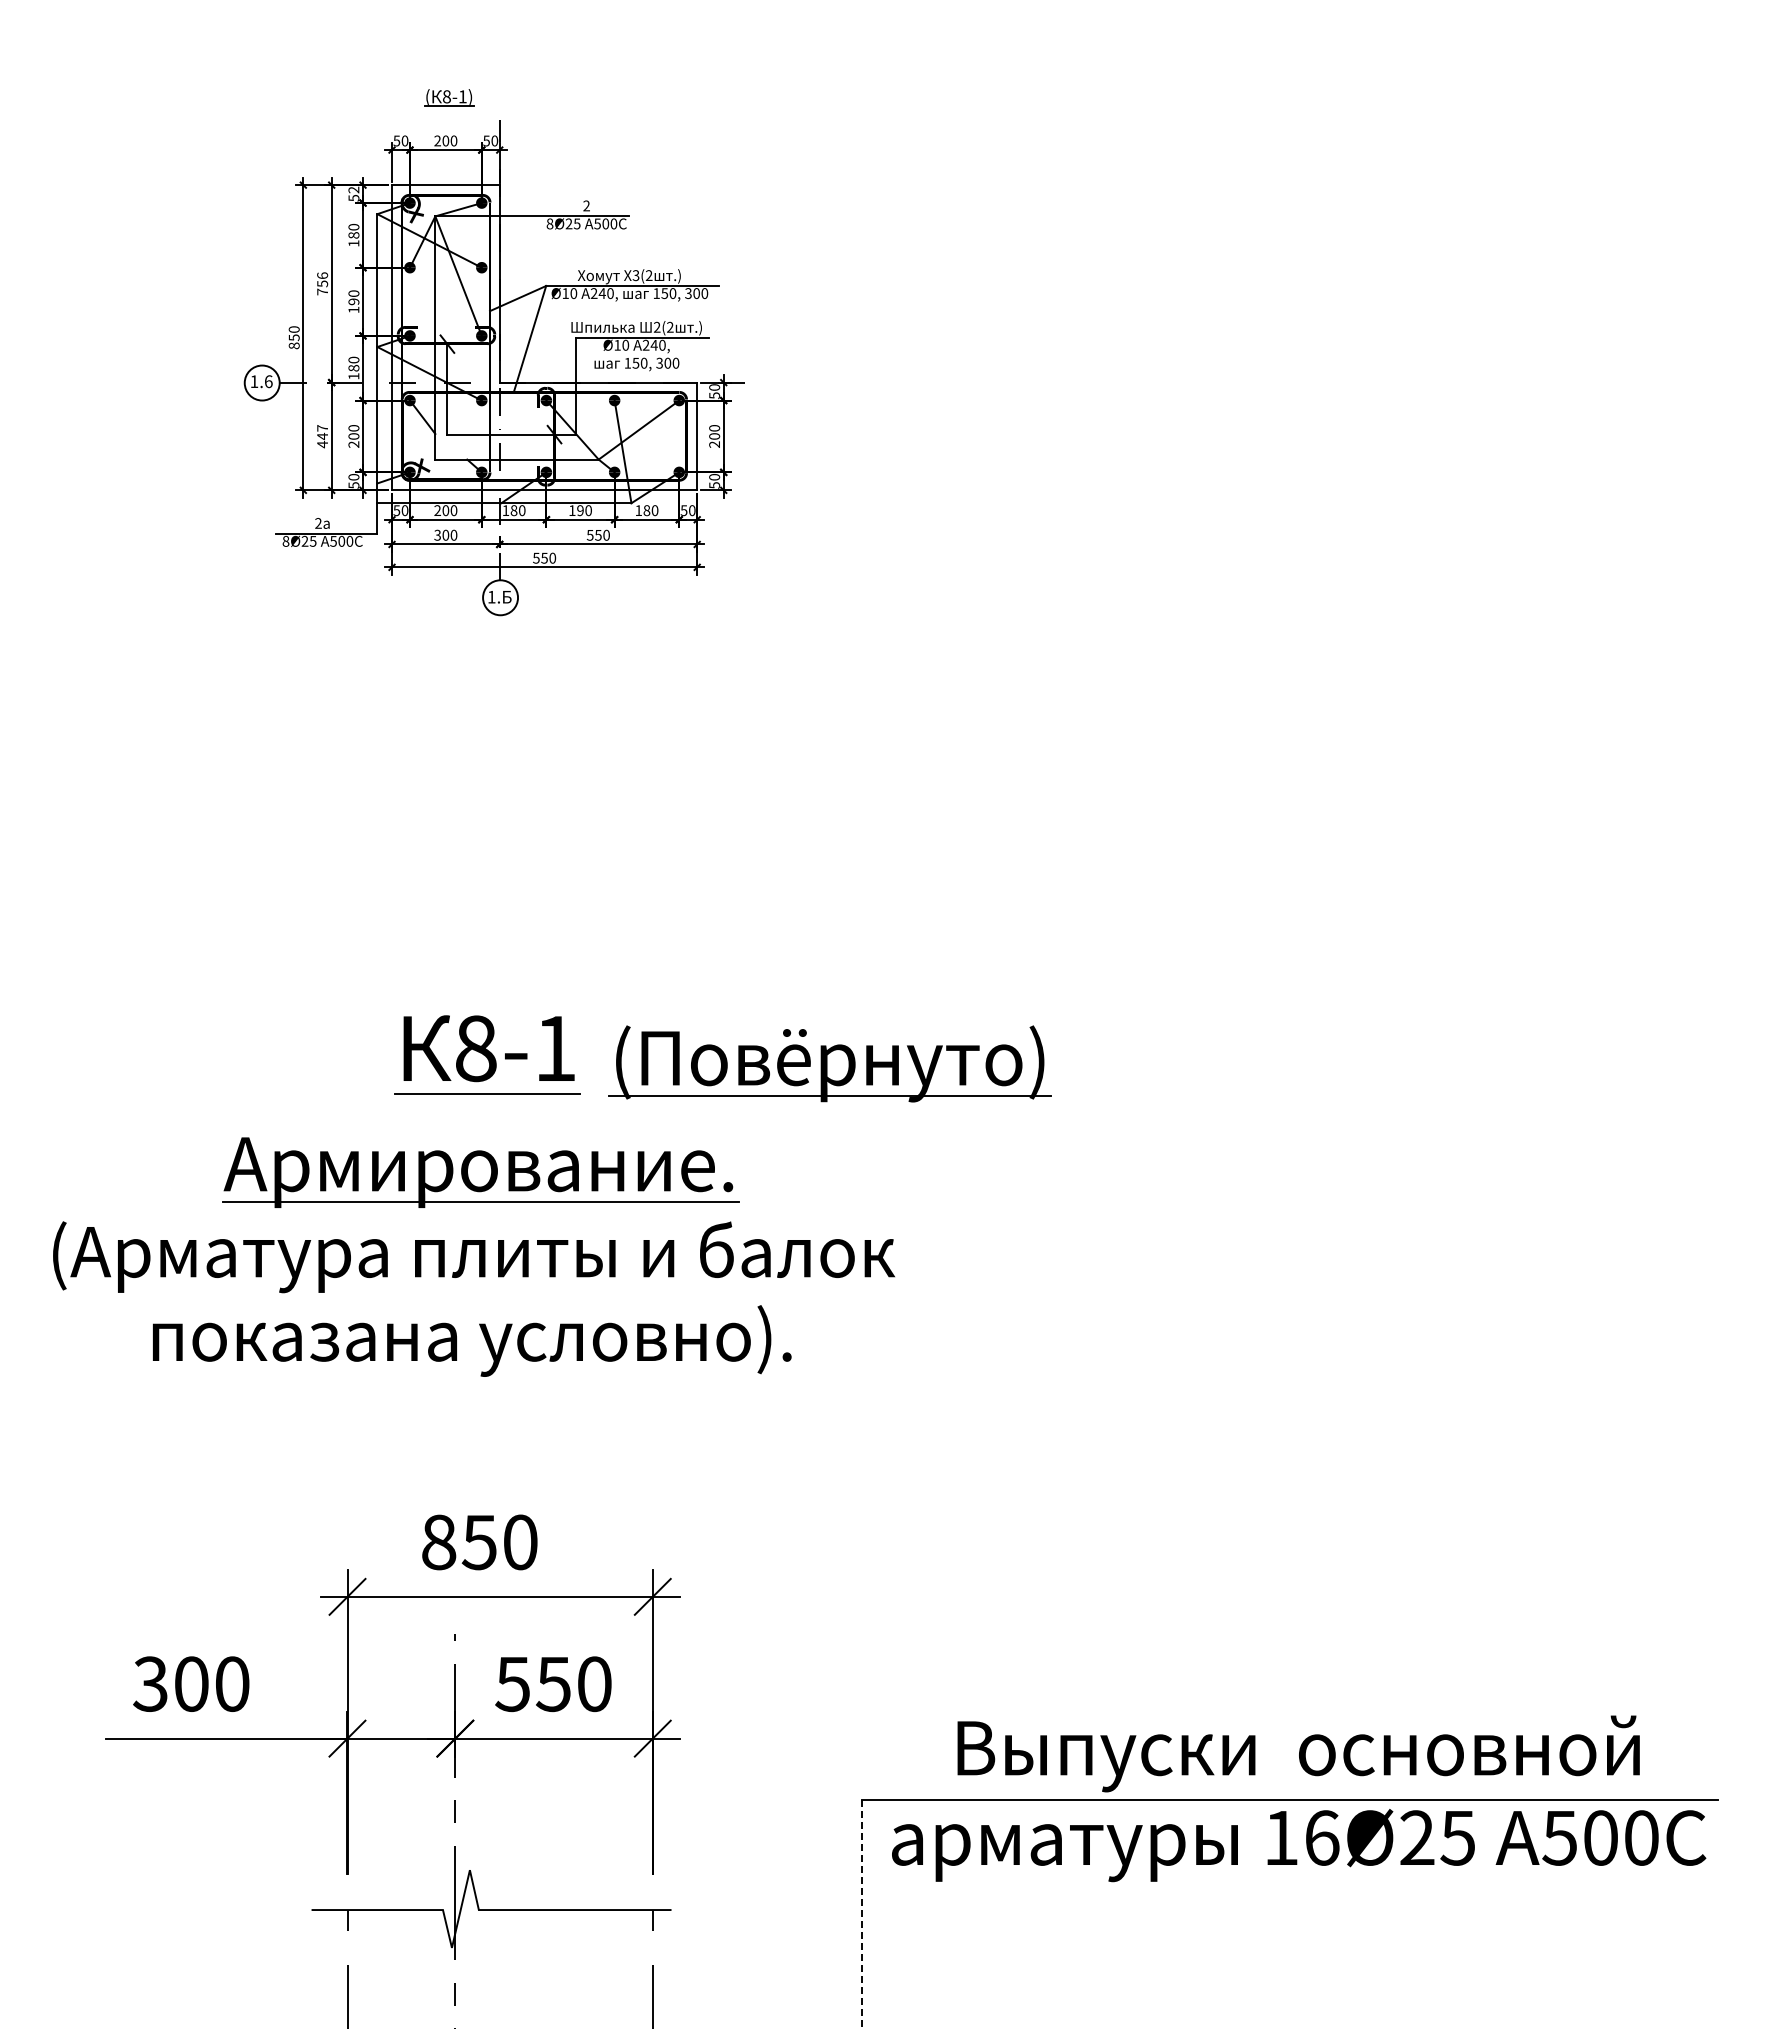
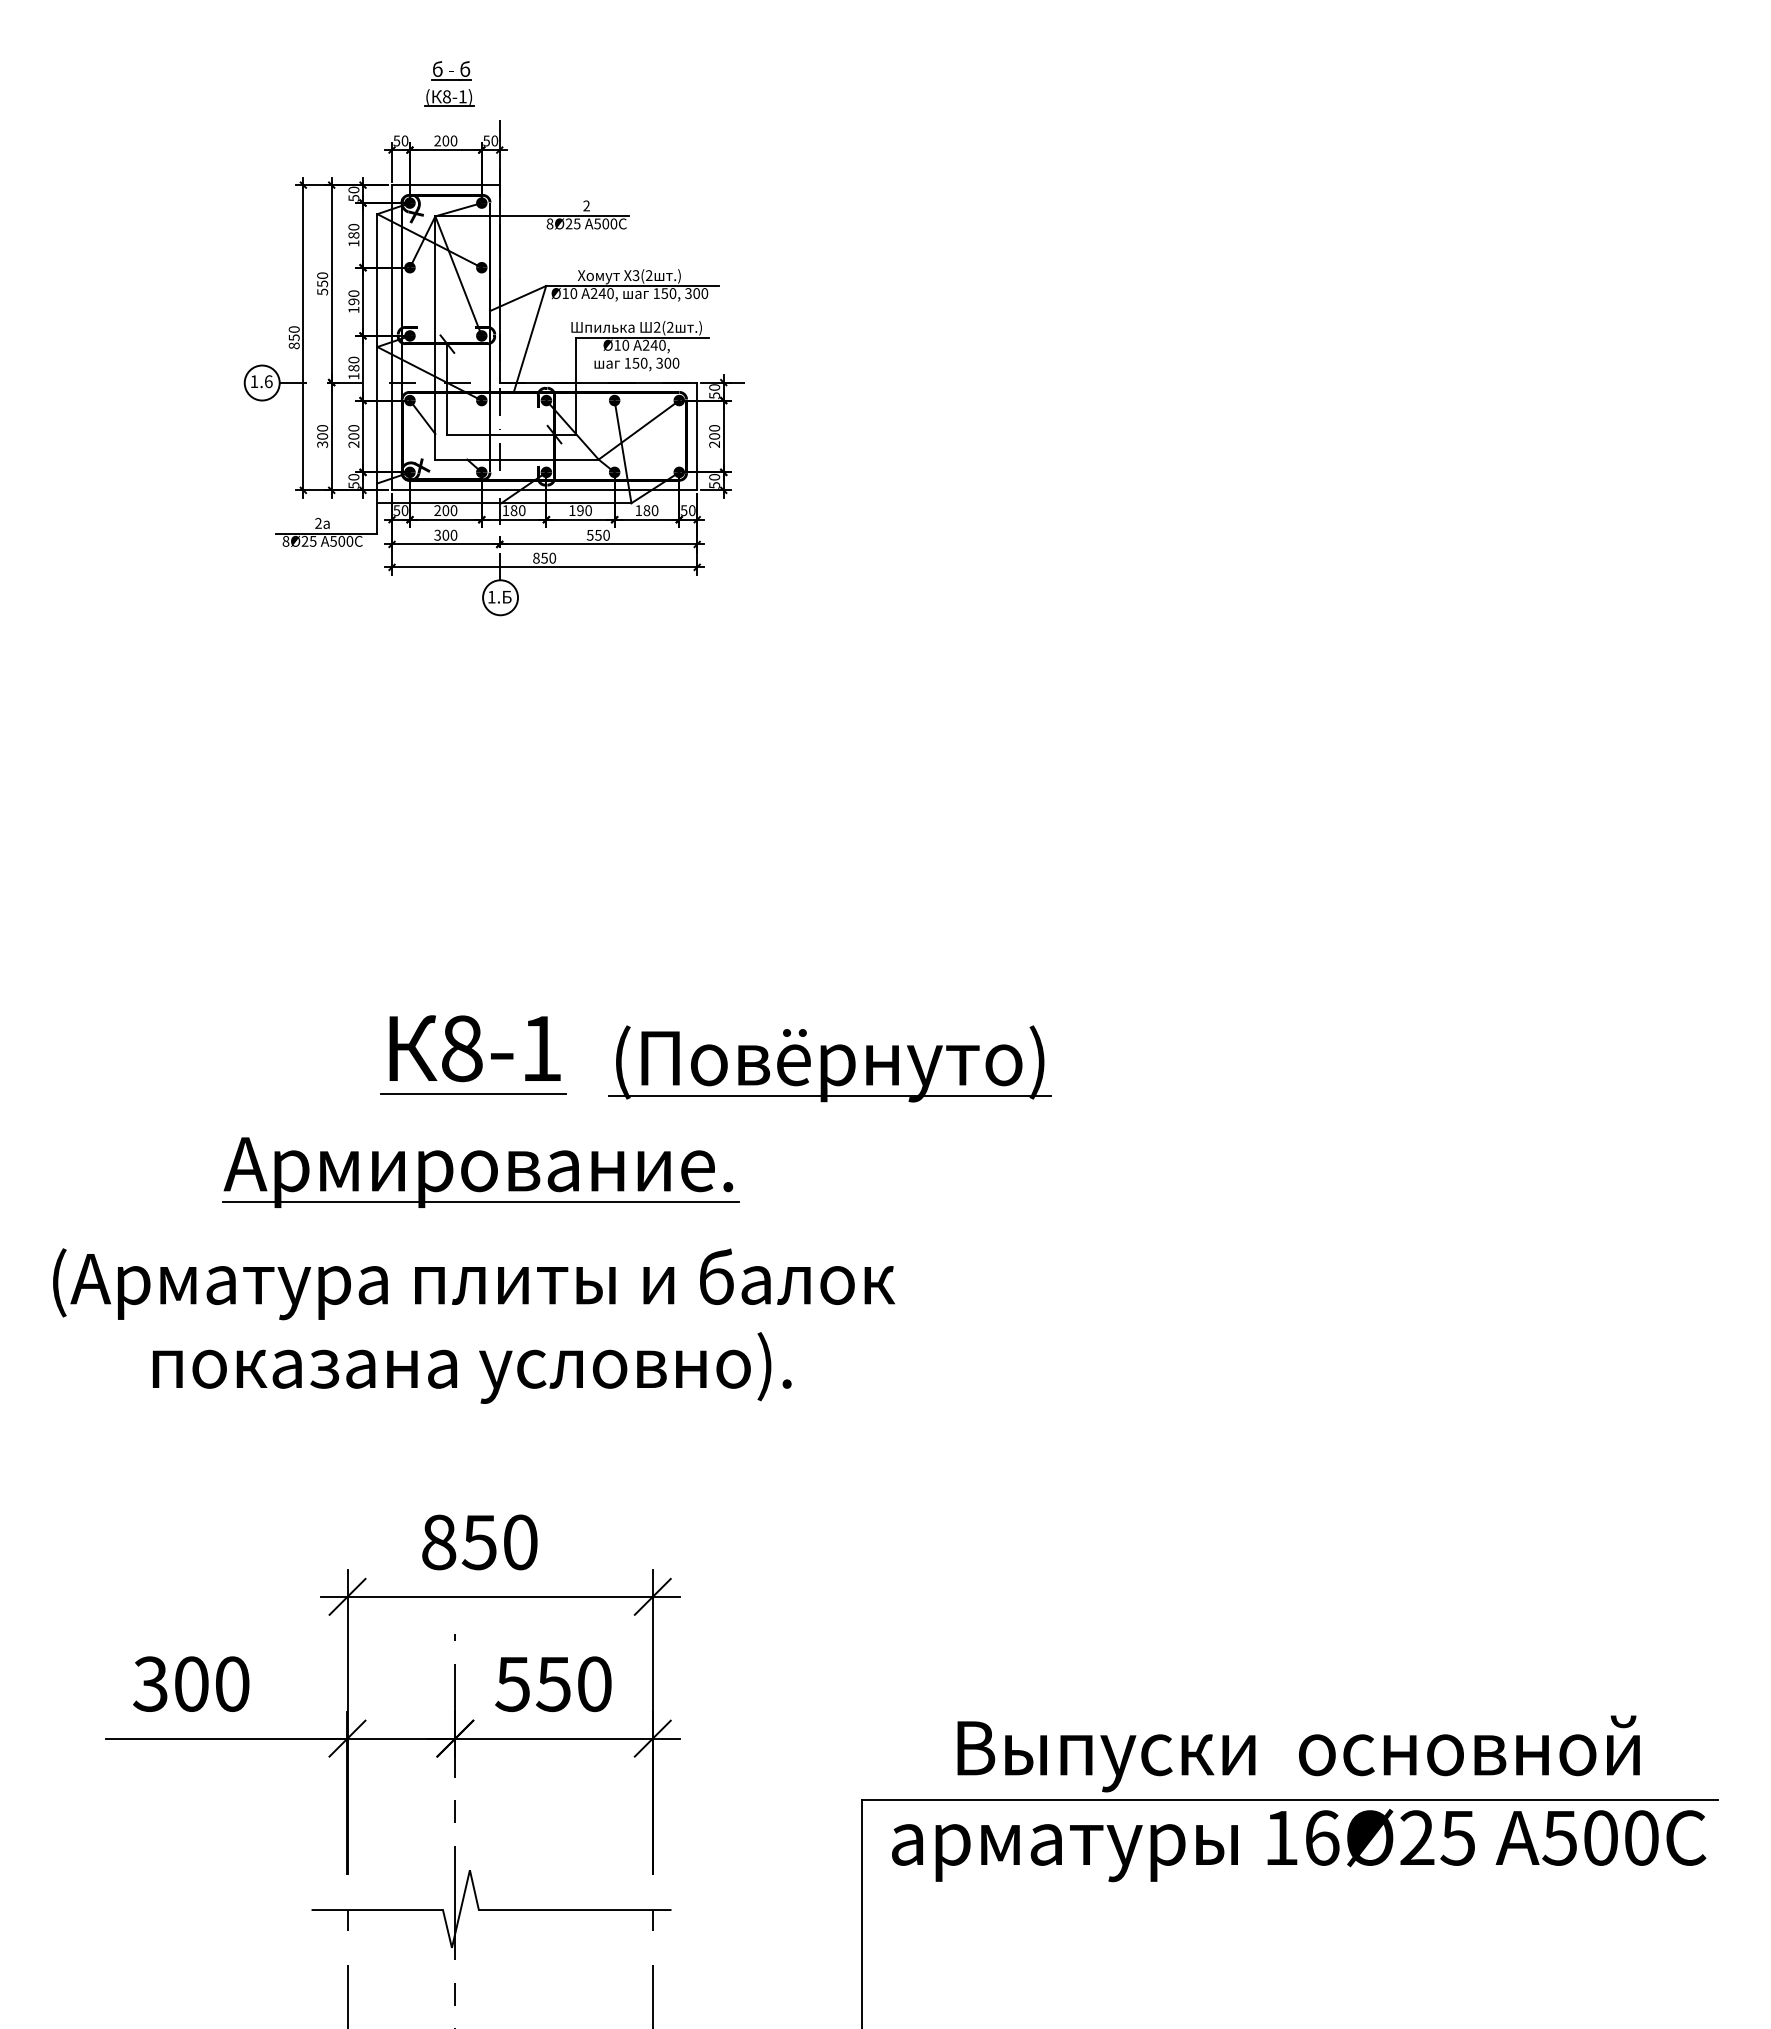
part: none -> present (451, 70)
text: 52 -> 50 (353, 189)
text: 756 -> 550 (322, 283)
text: 447 -> 300 (322, 436)
text: 550 -> 850 (536, 557)
part position: (487, 1054) -> (473, 1054) (473, 1054)
text position: (473, 1298) -> (473, 1325) (473, 1325)
line: dashed -> solid (861, 1915)
